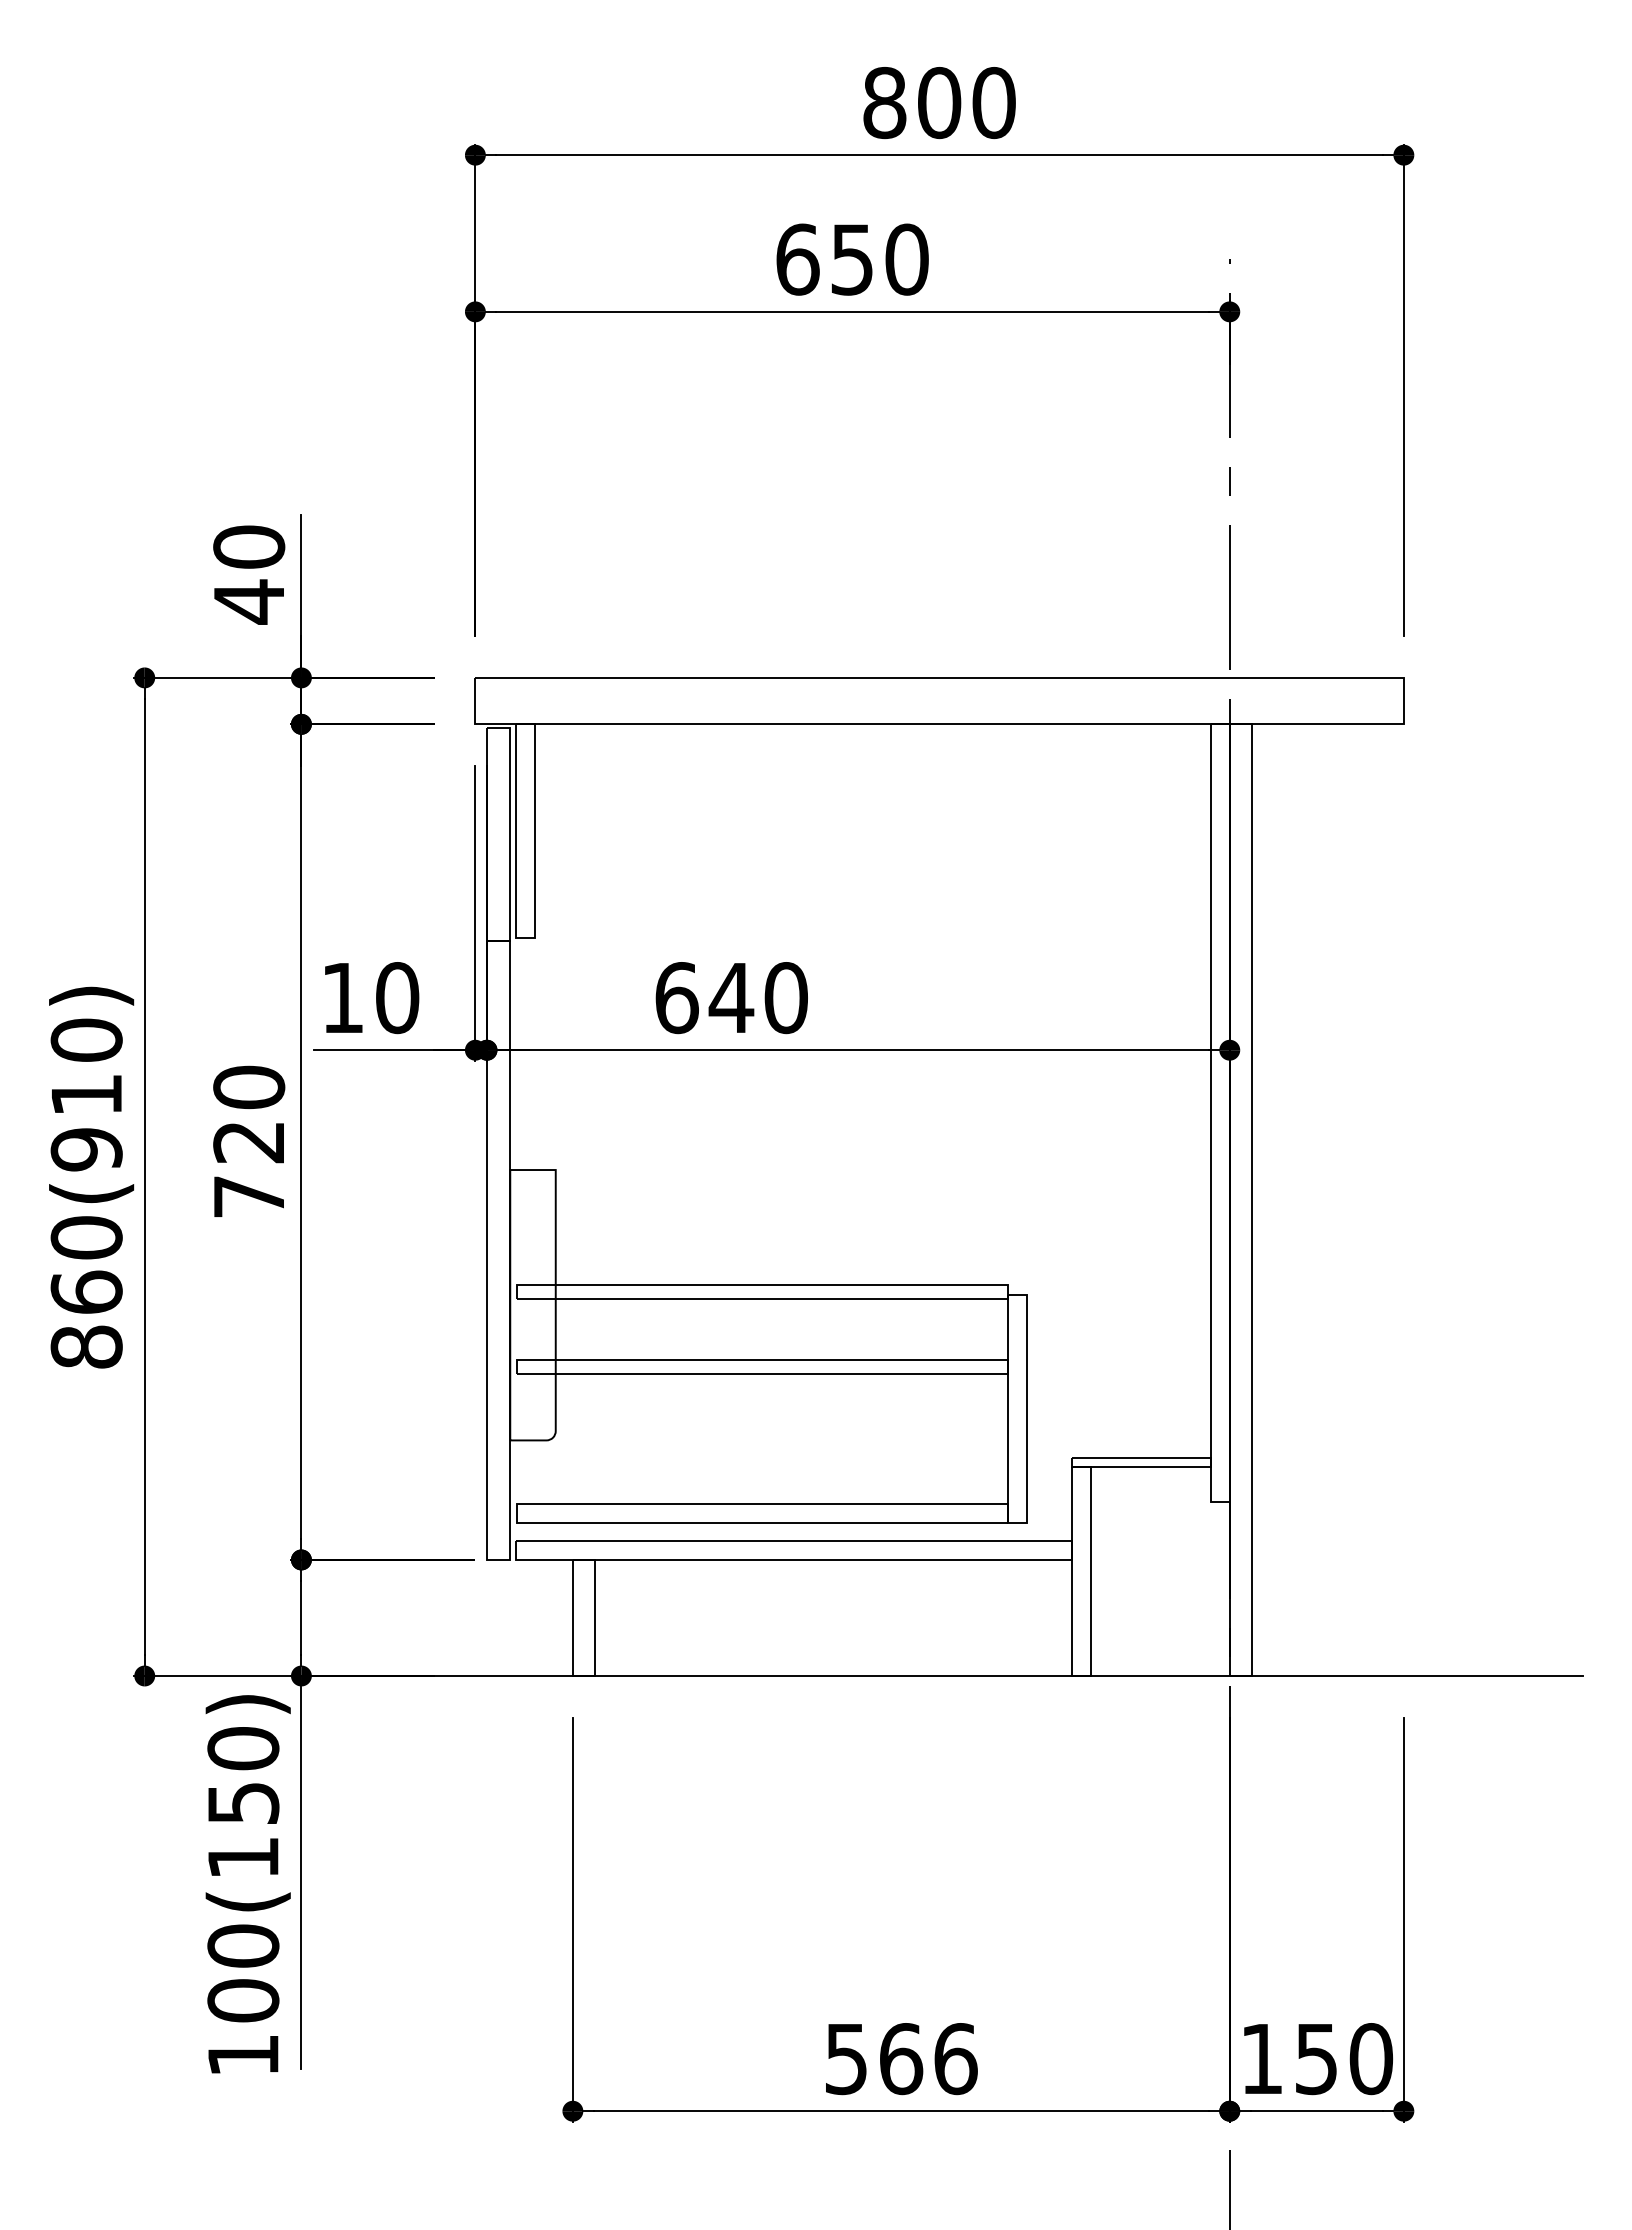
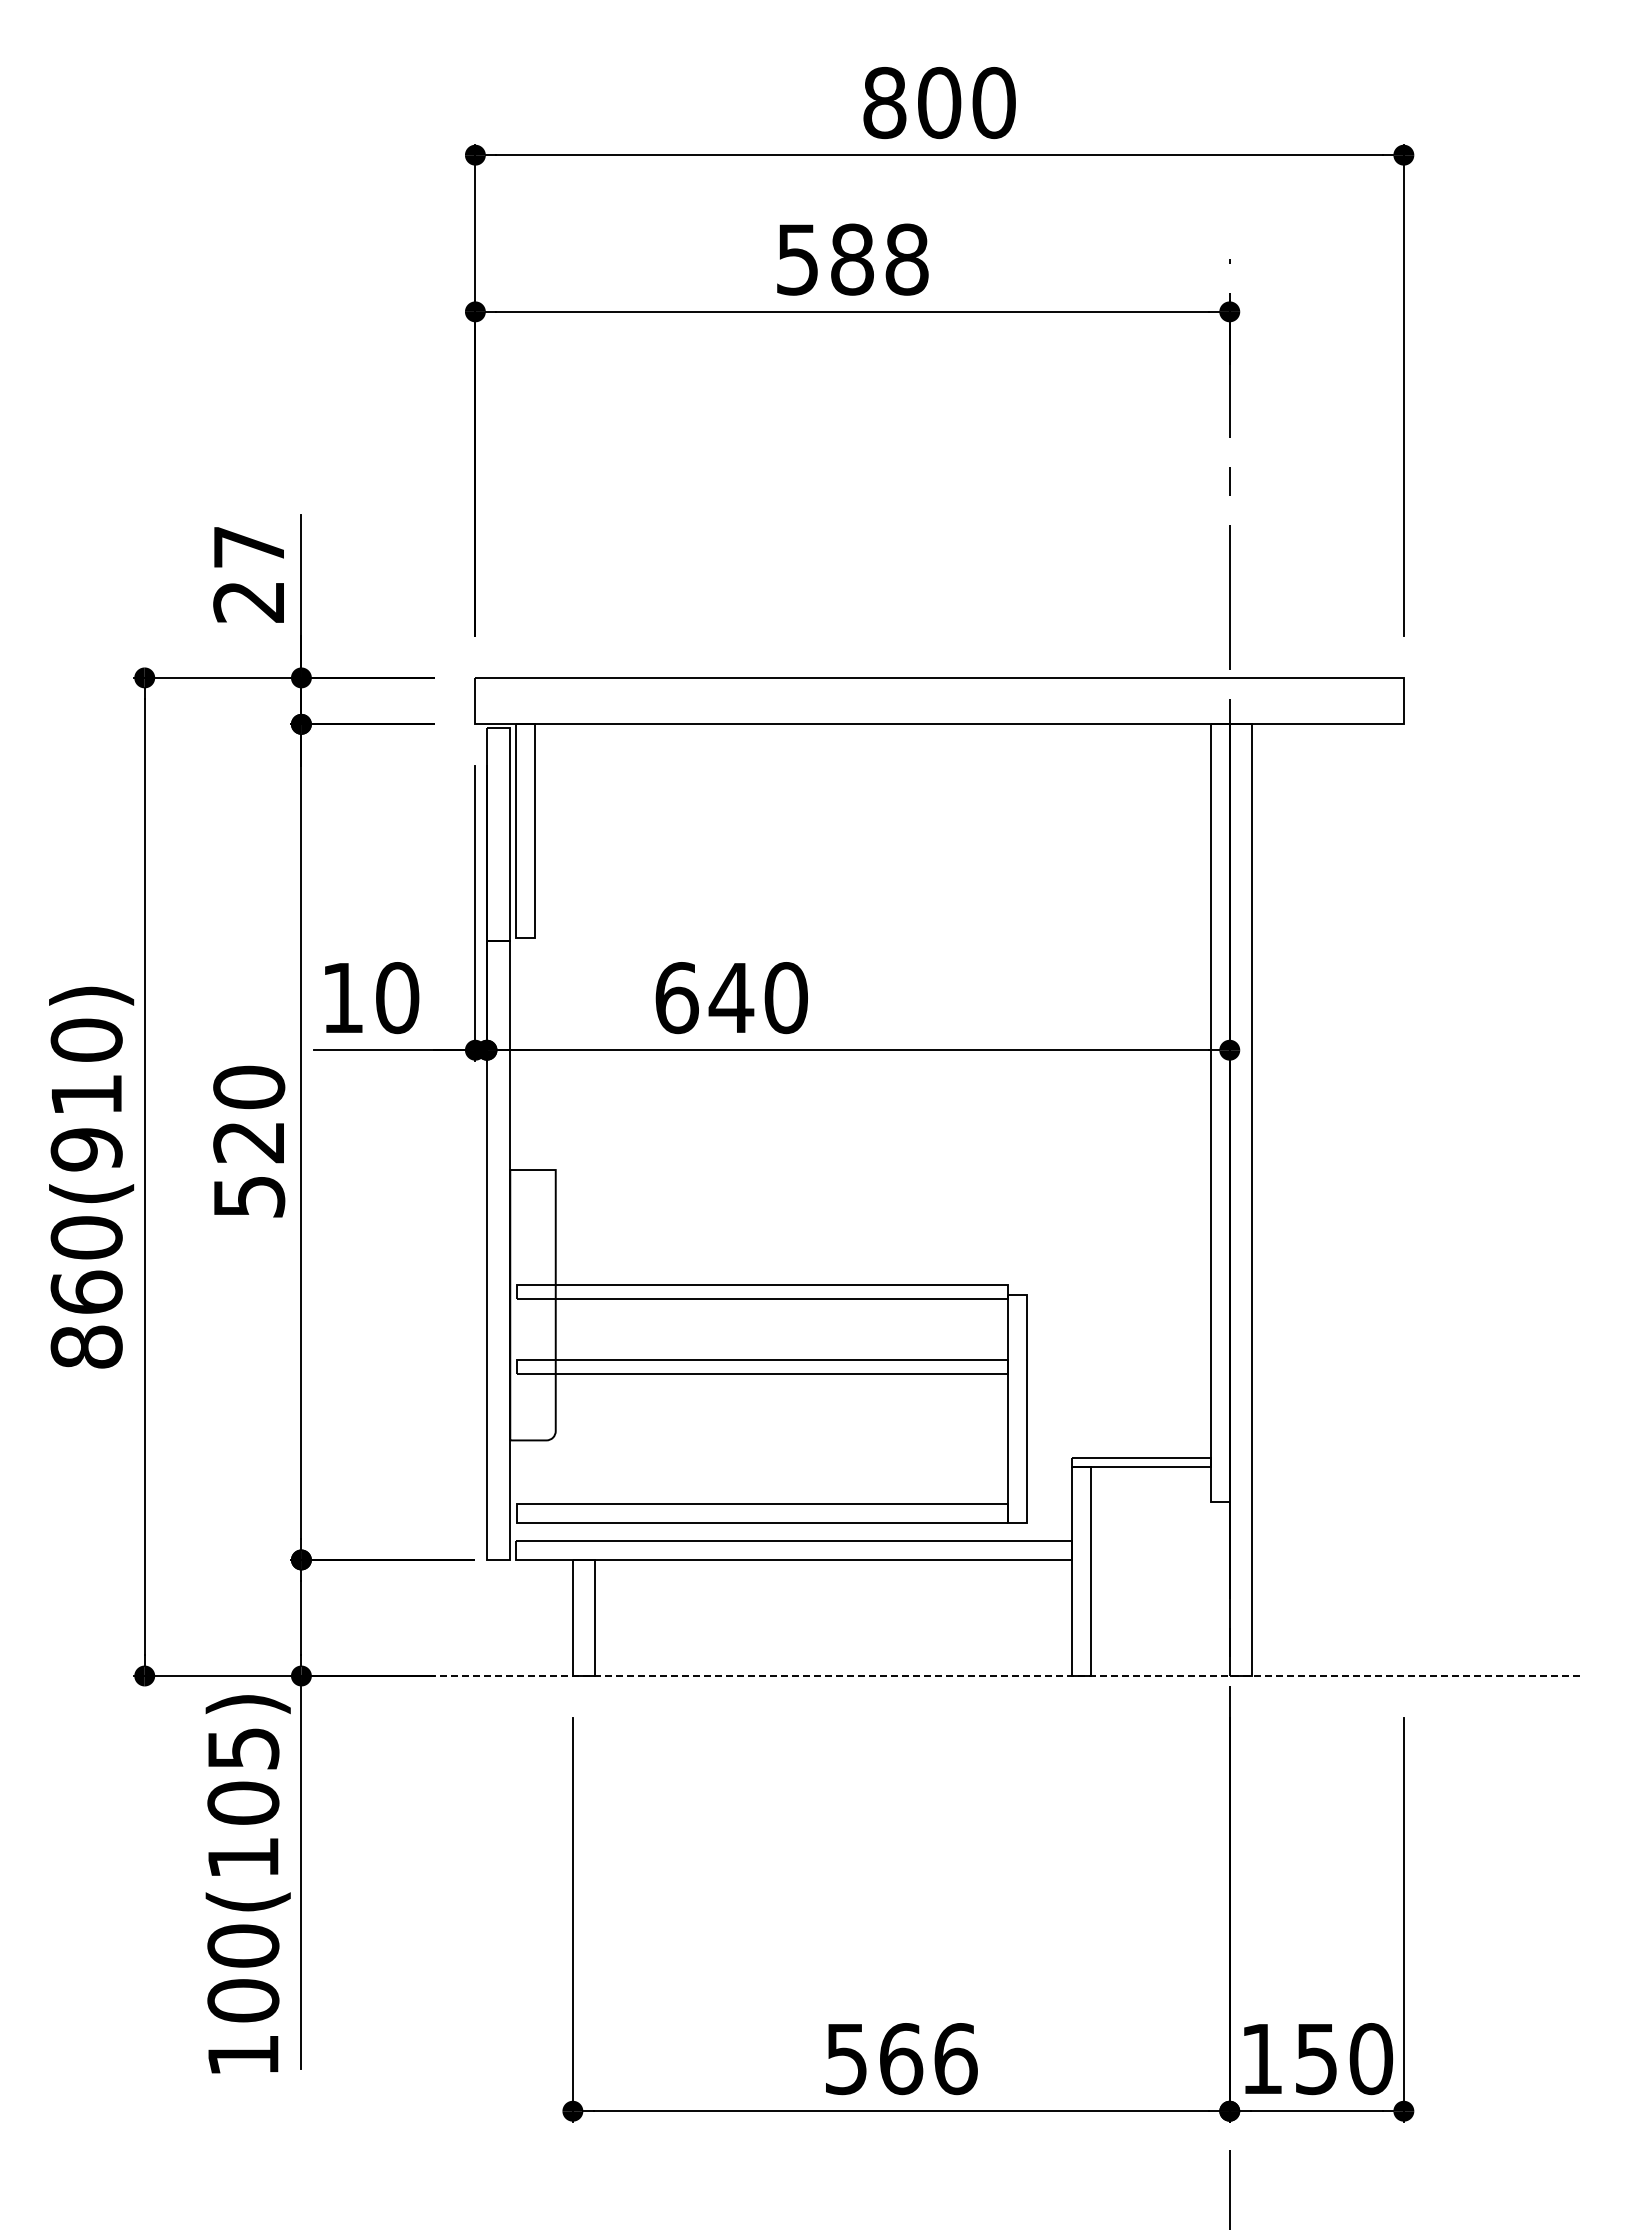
text: 650 -> 588 (852, 259)
text: 40 -> 27 (249, 574)
text: 720 -> 520 (249, 1196)
line: solid -> dashed (946, 1676)
text: 100(150) -> 100(105) (243, 1775)
